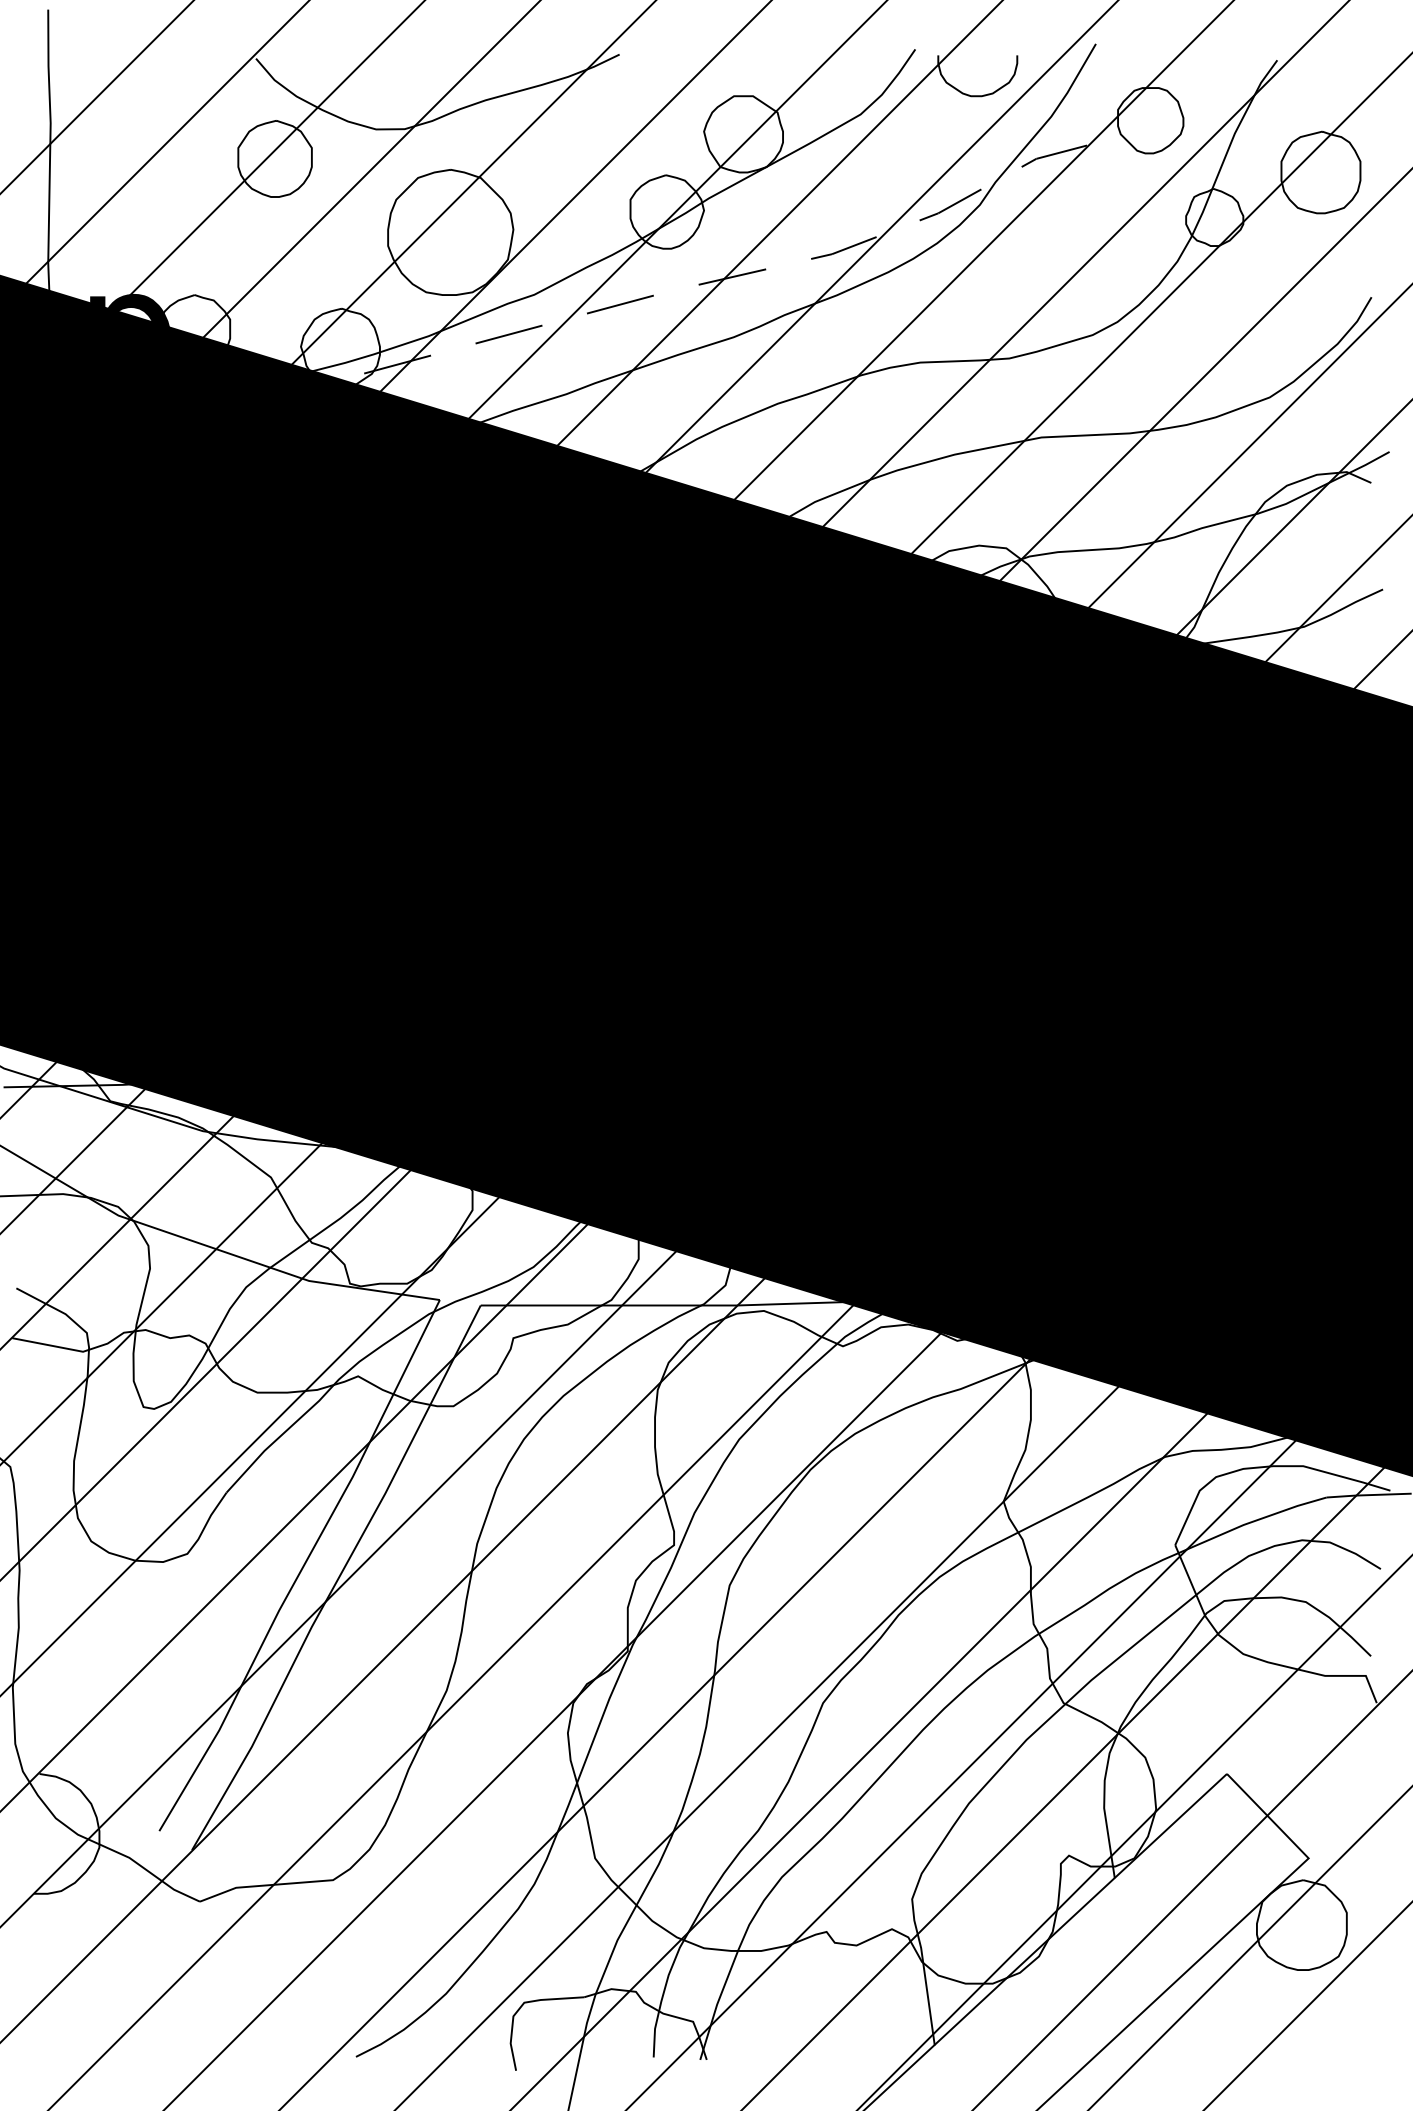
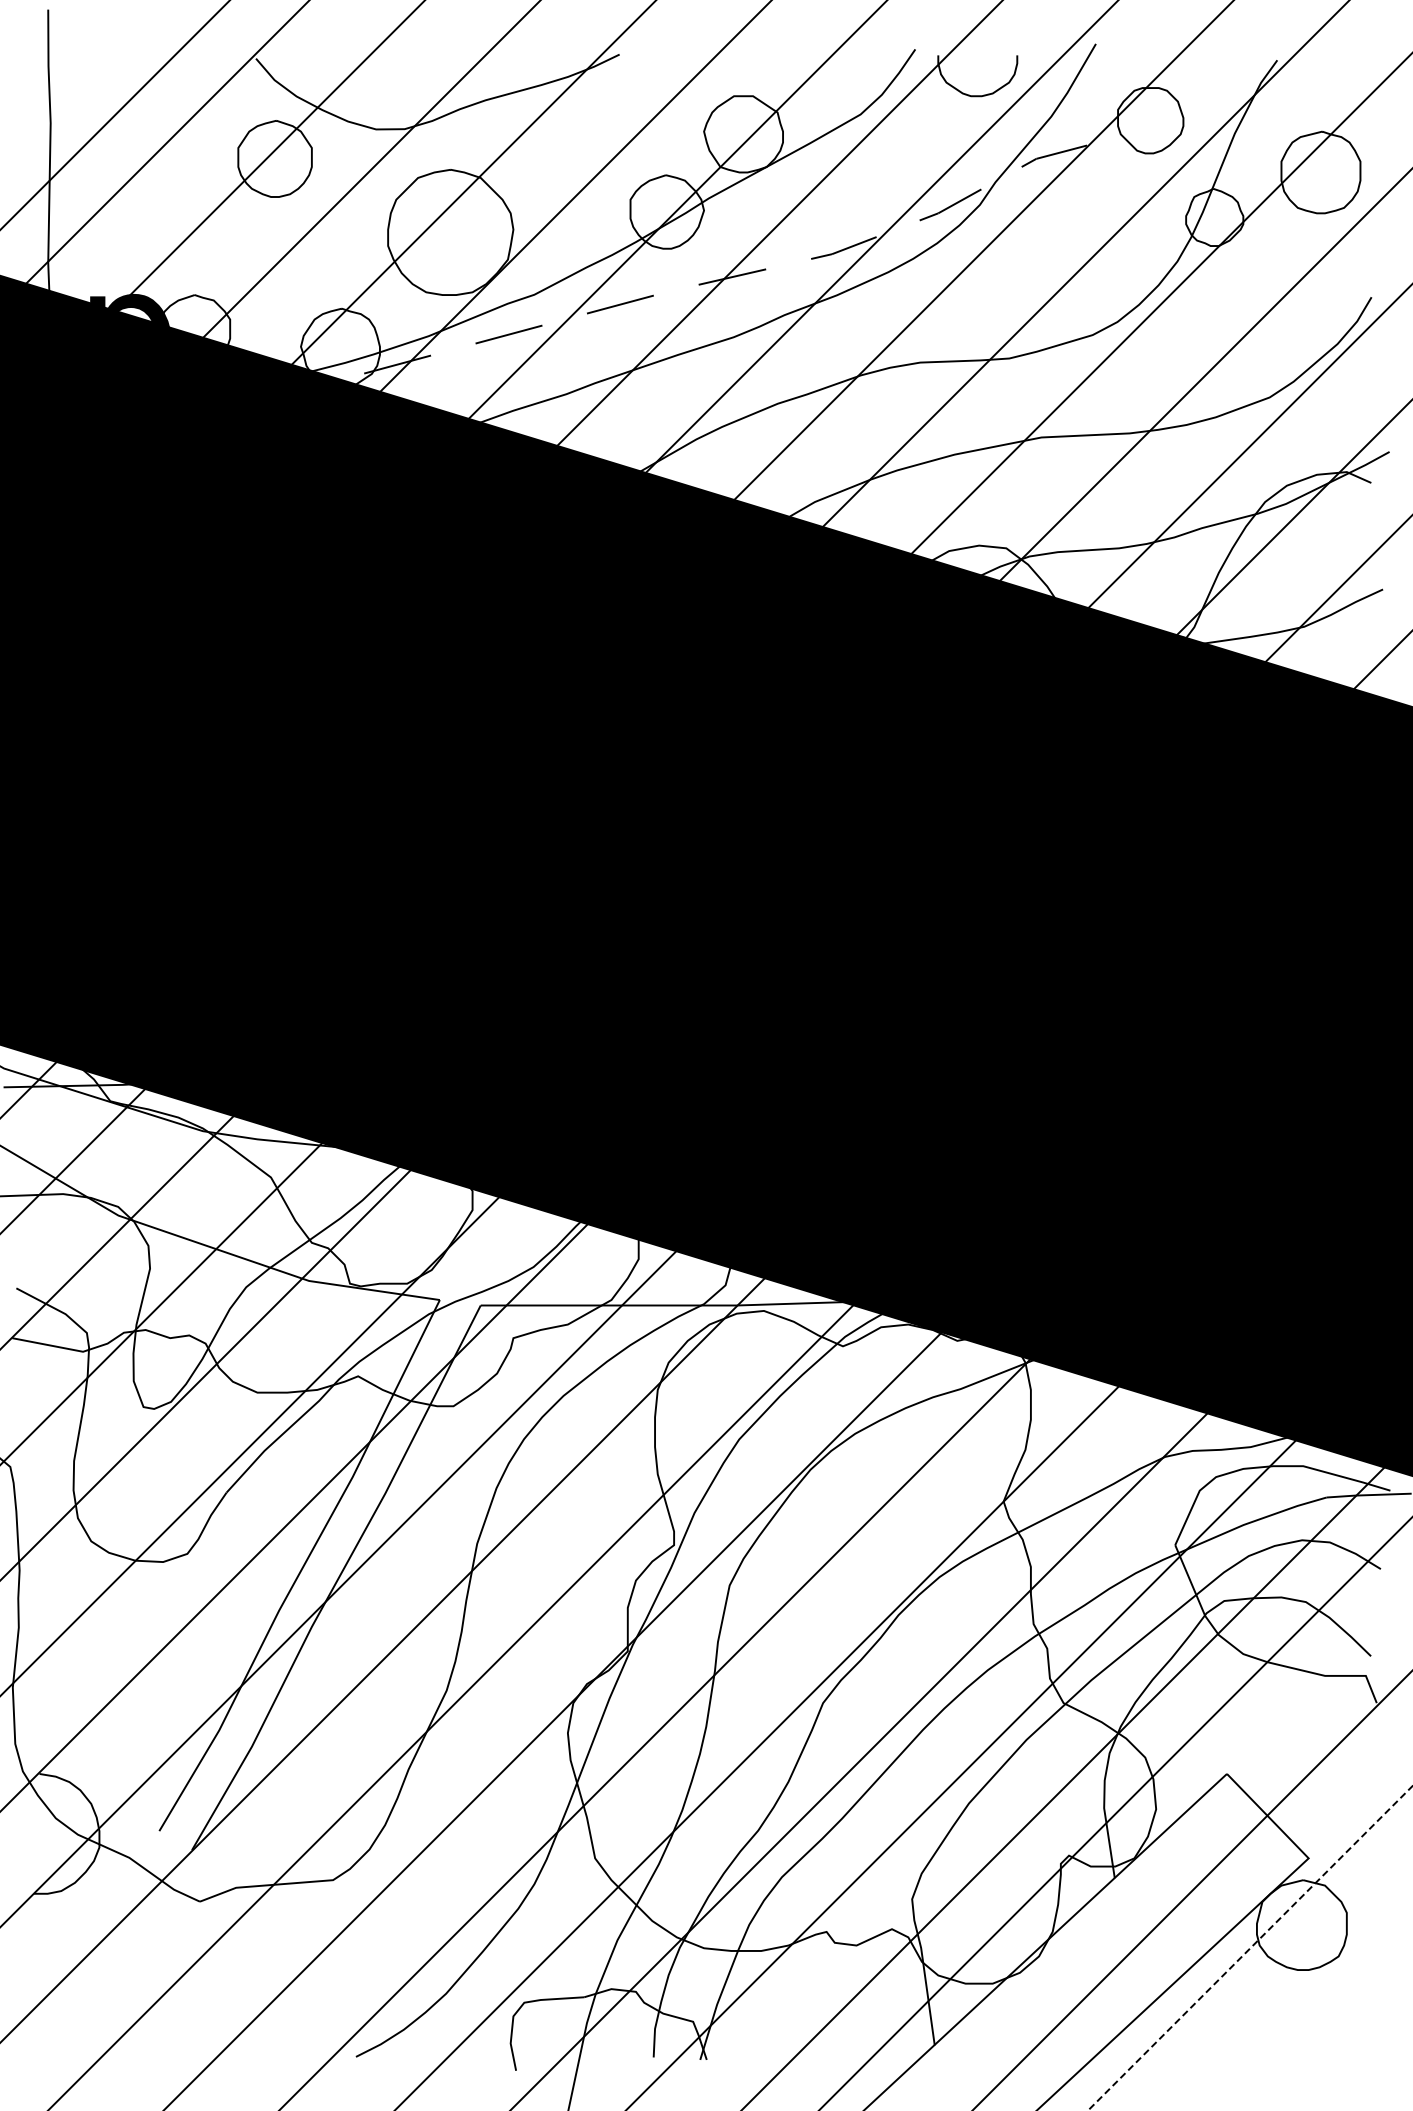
line position: (97, 96) -> (114, 115) (114, 115)
line position: (1134, 1832) -> (1115, 1813) (1115, 1813)
line: solid -> dashed (1250, 1948)
line: present -> none (1307, 2005)
